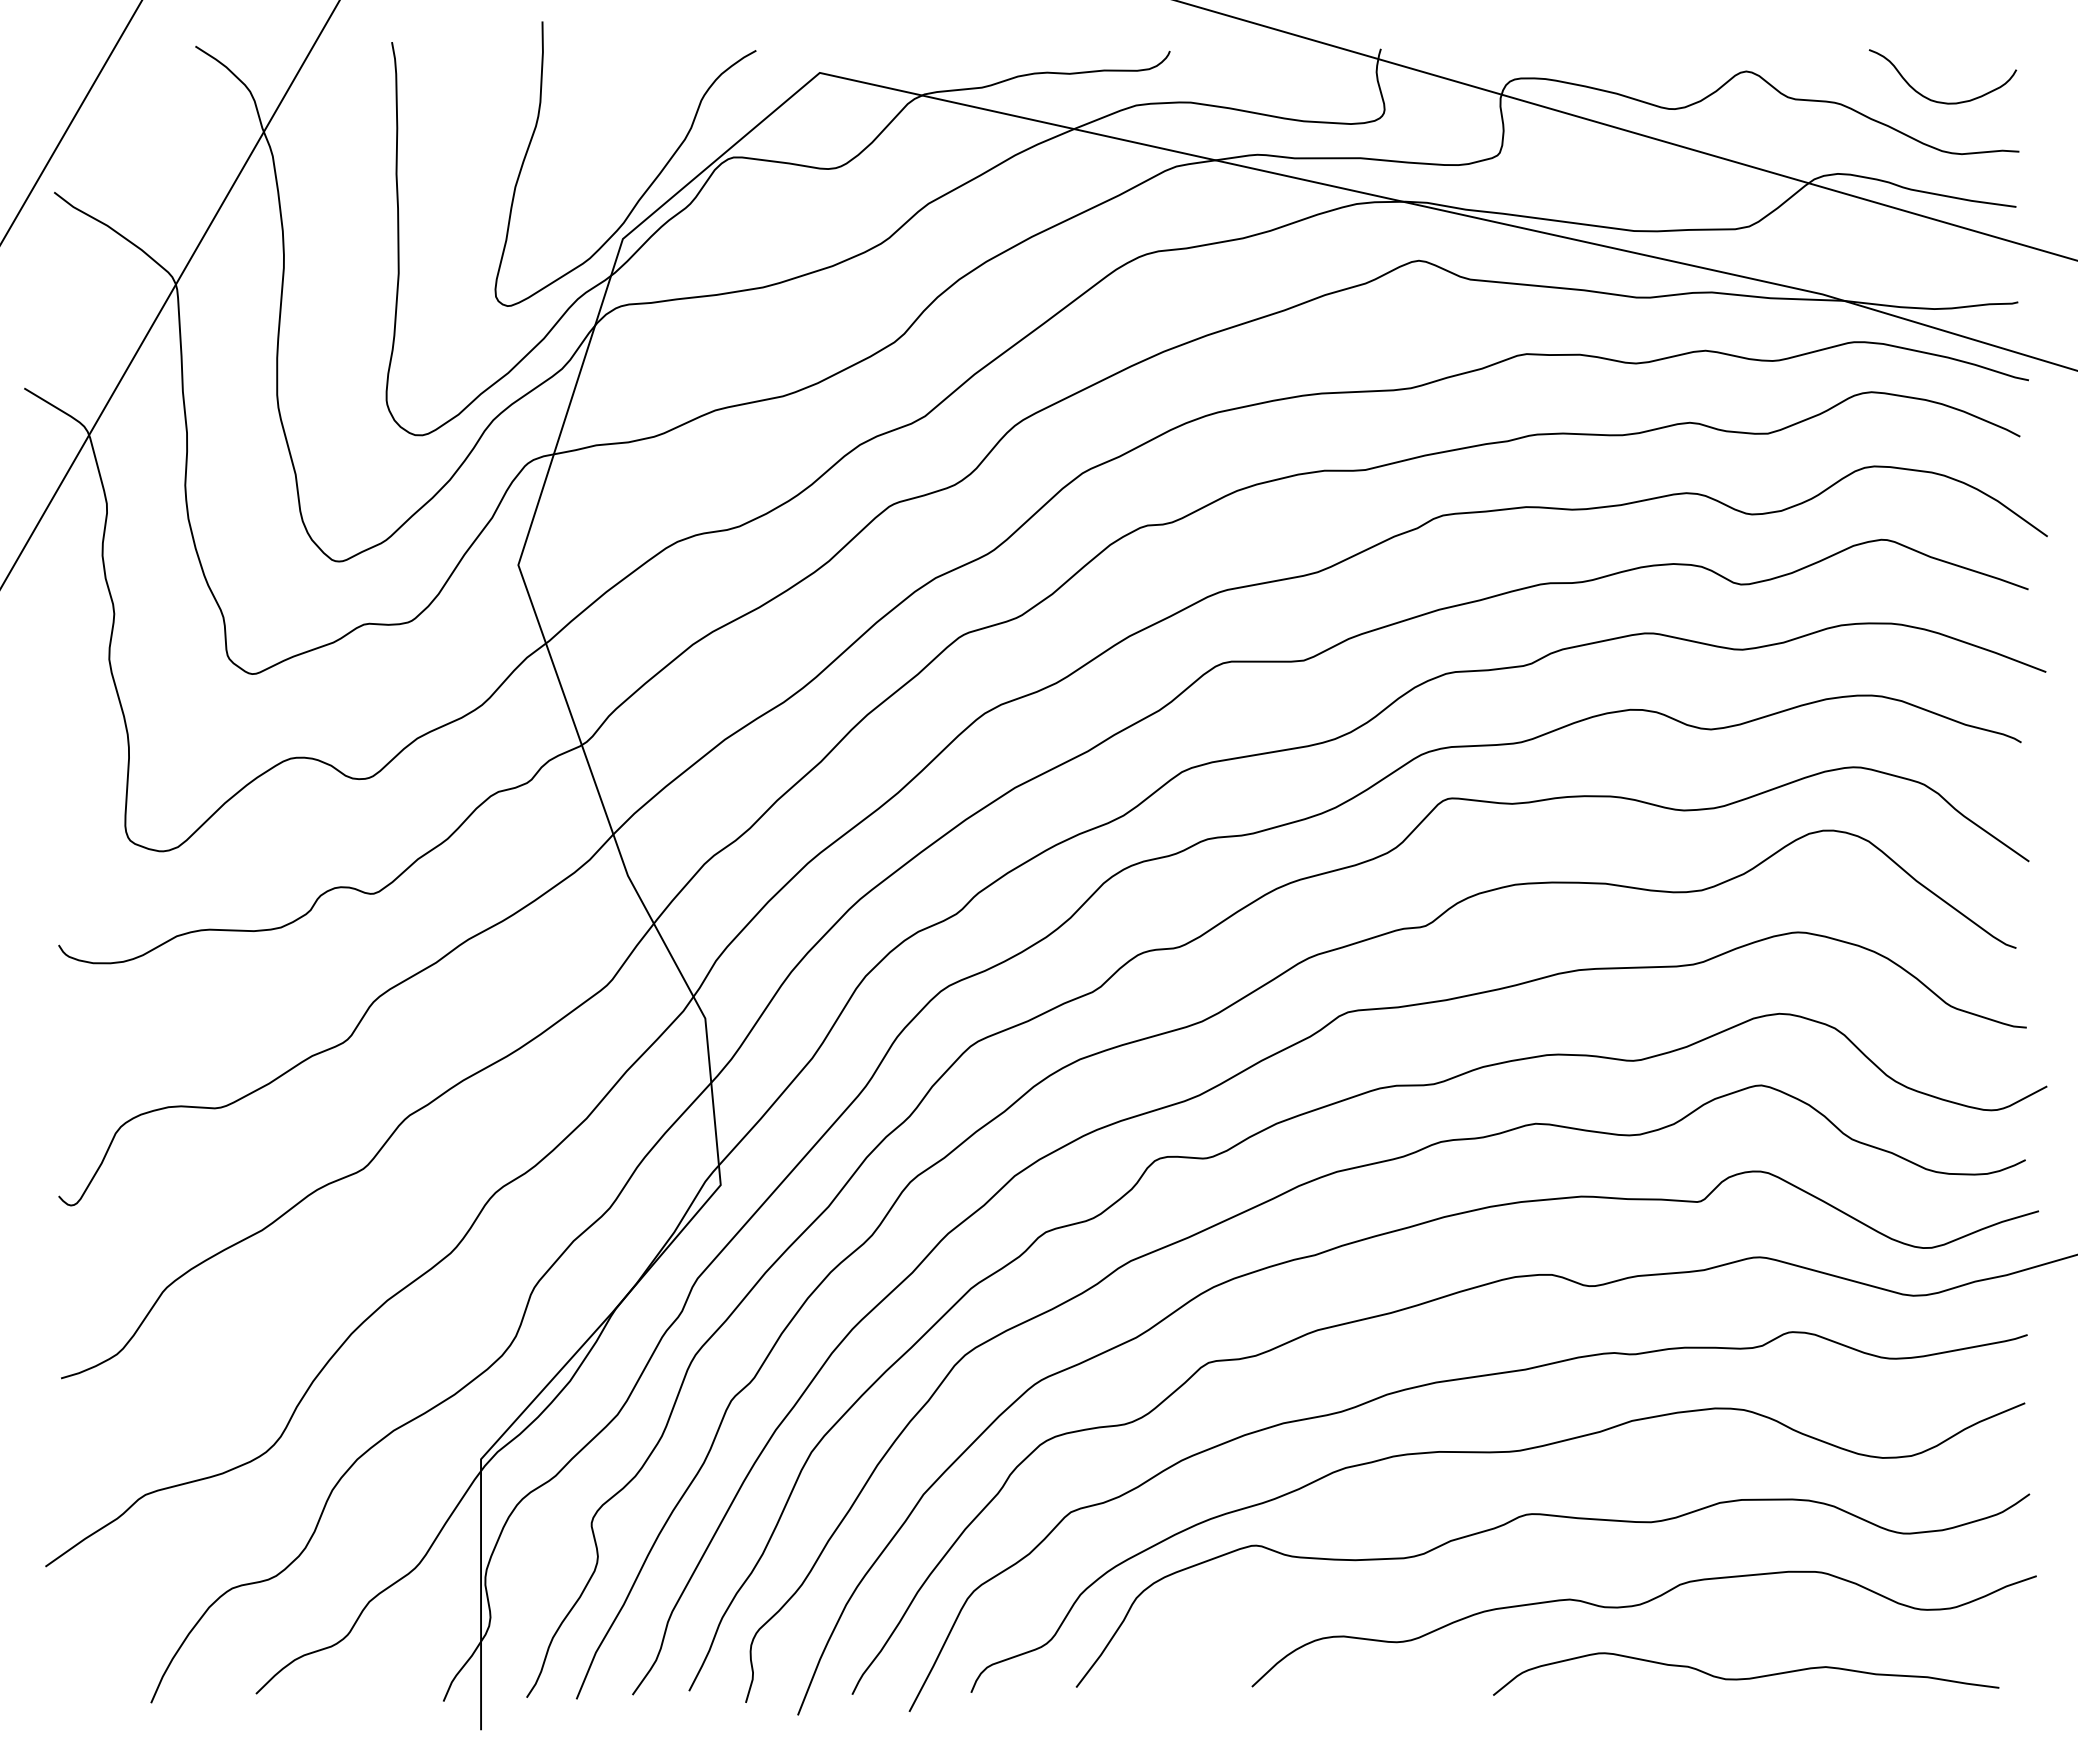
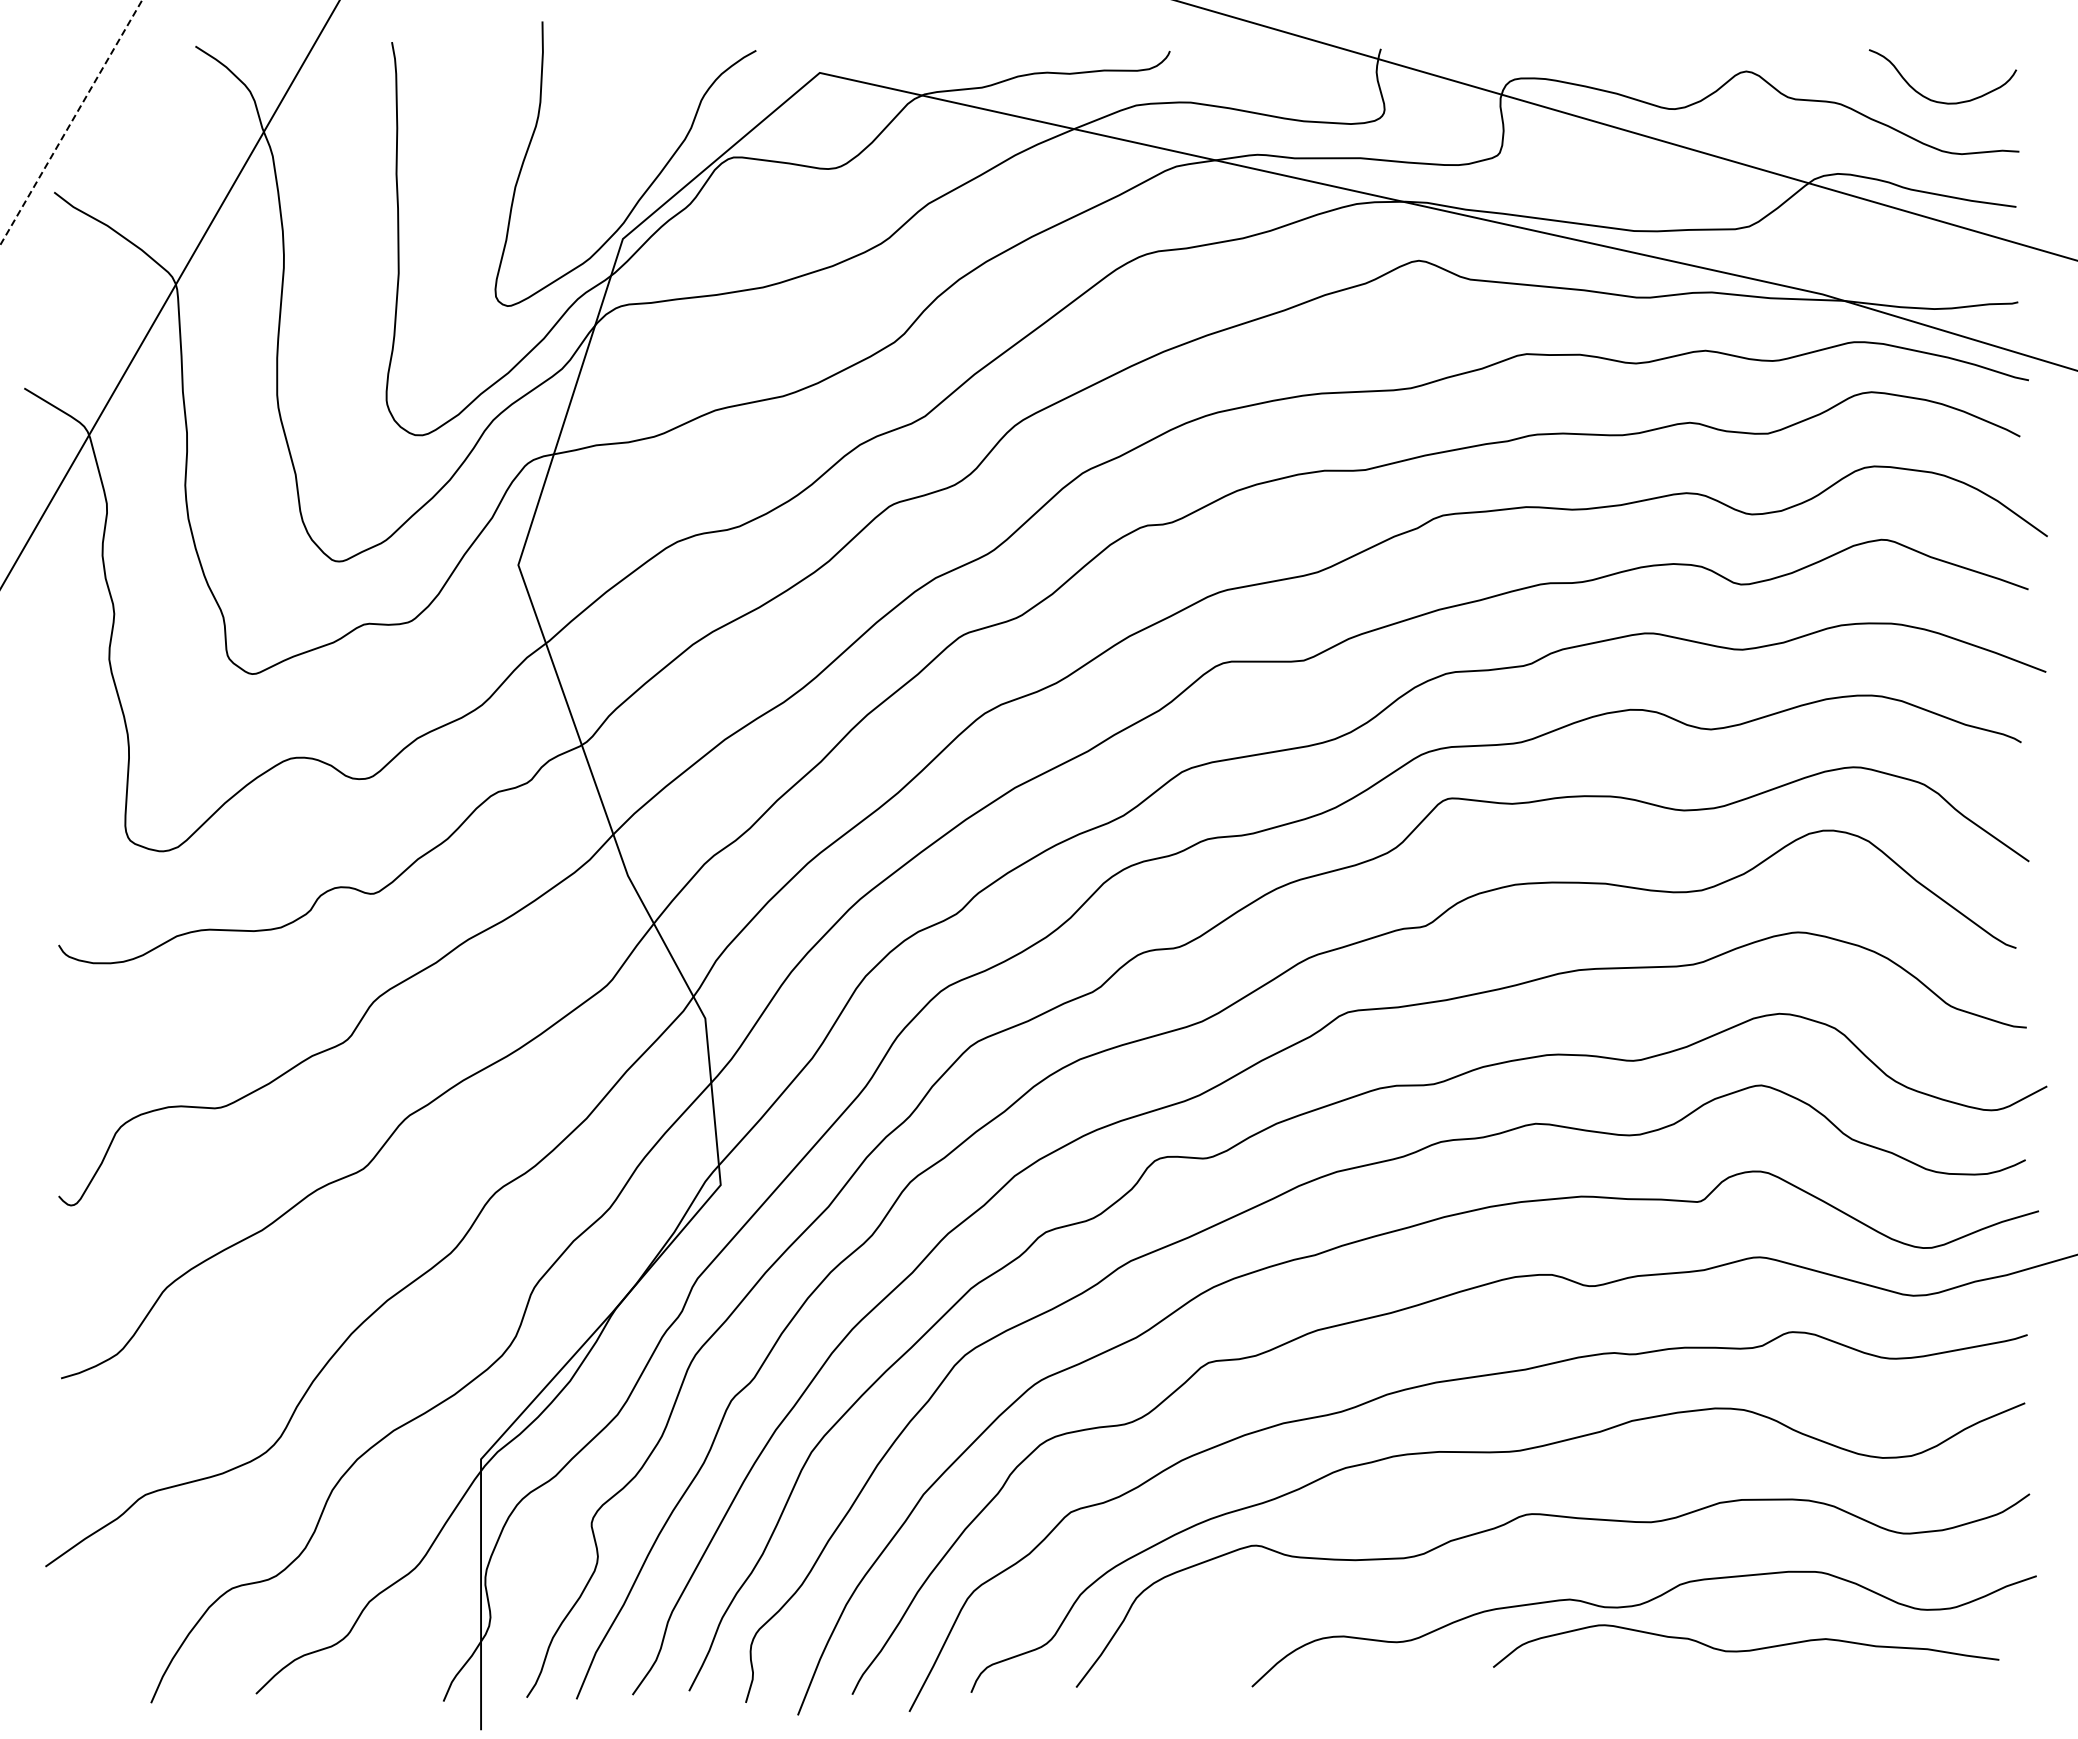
line: solid -> dashed (70, 123)
curve position: (1748, 1677) -> (1748, 1649) (1748, 1649)
